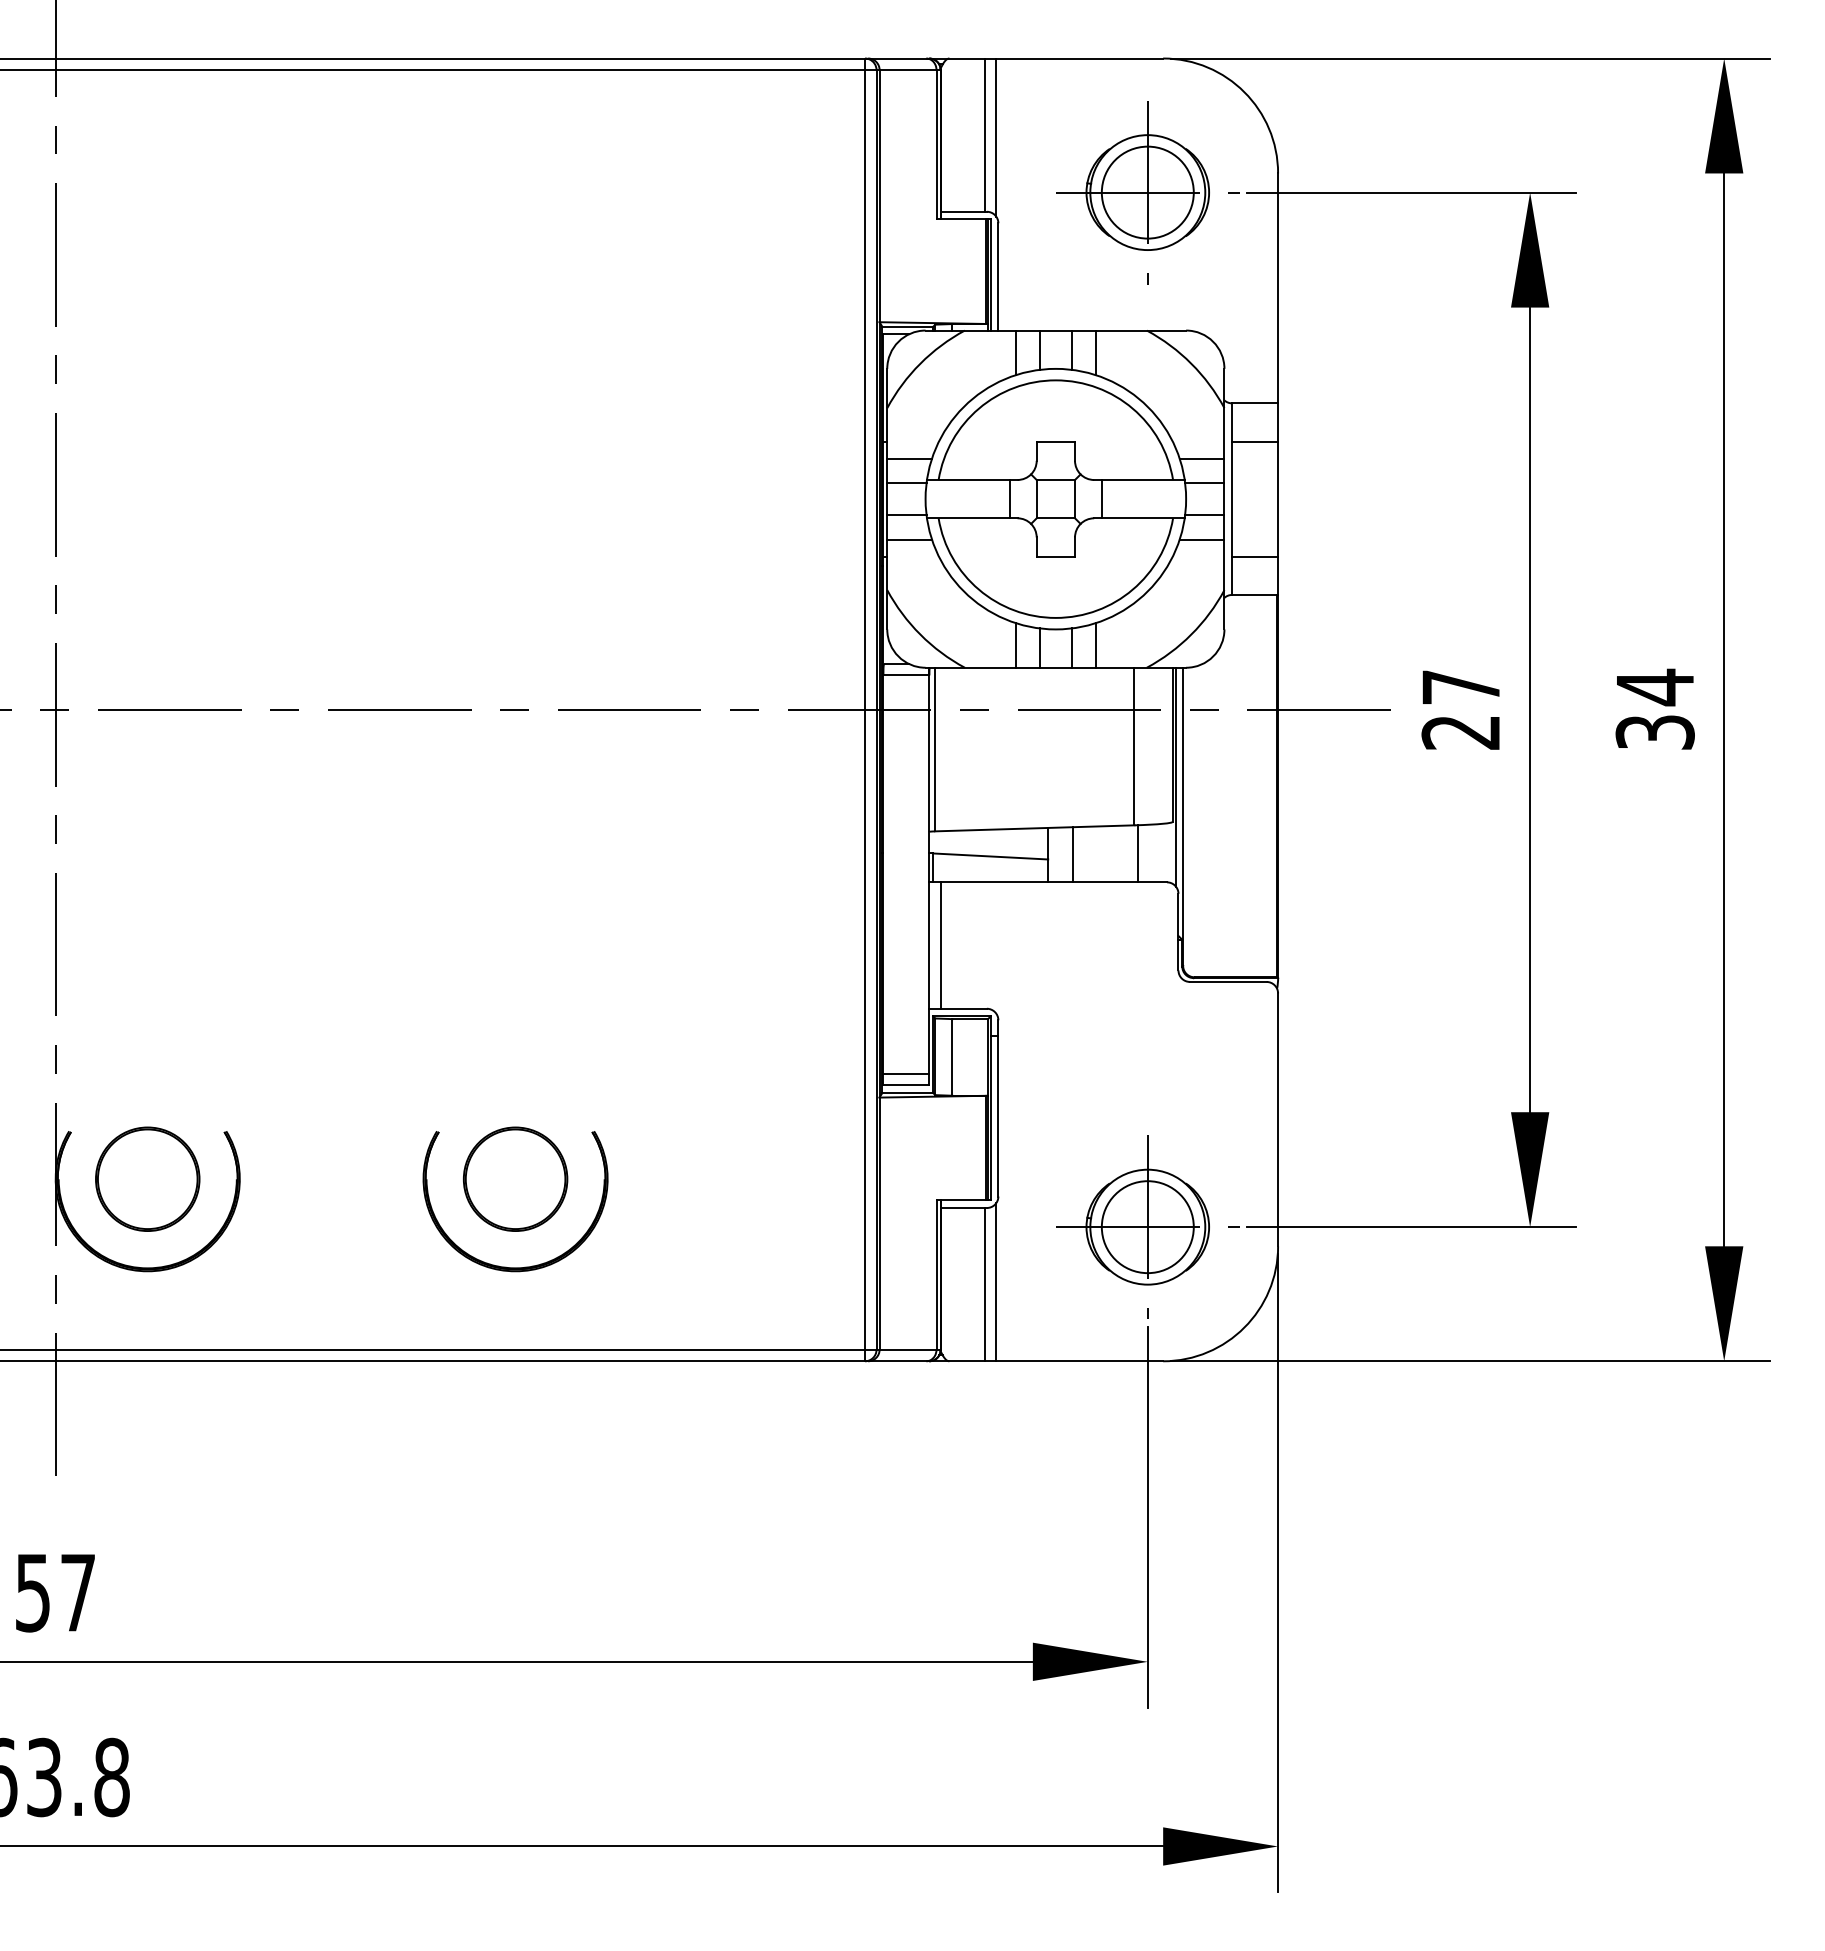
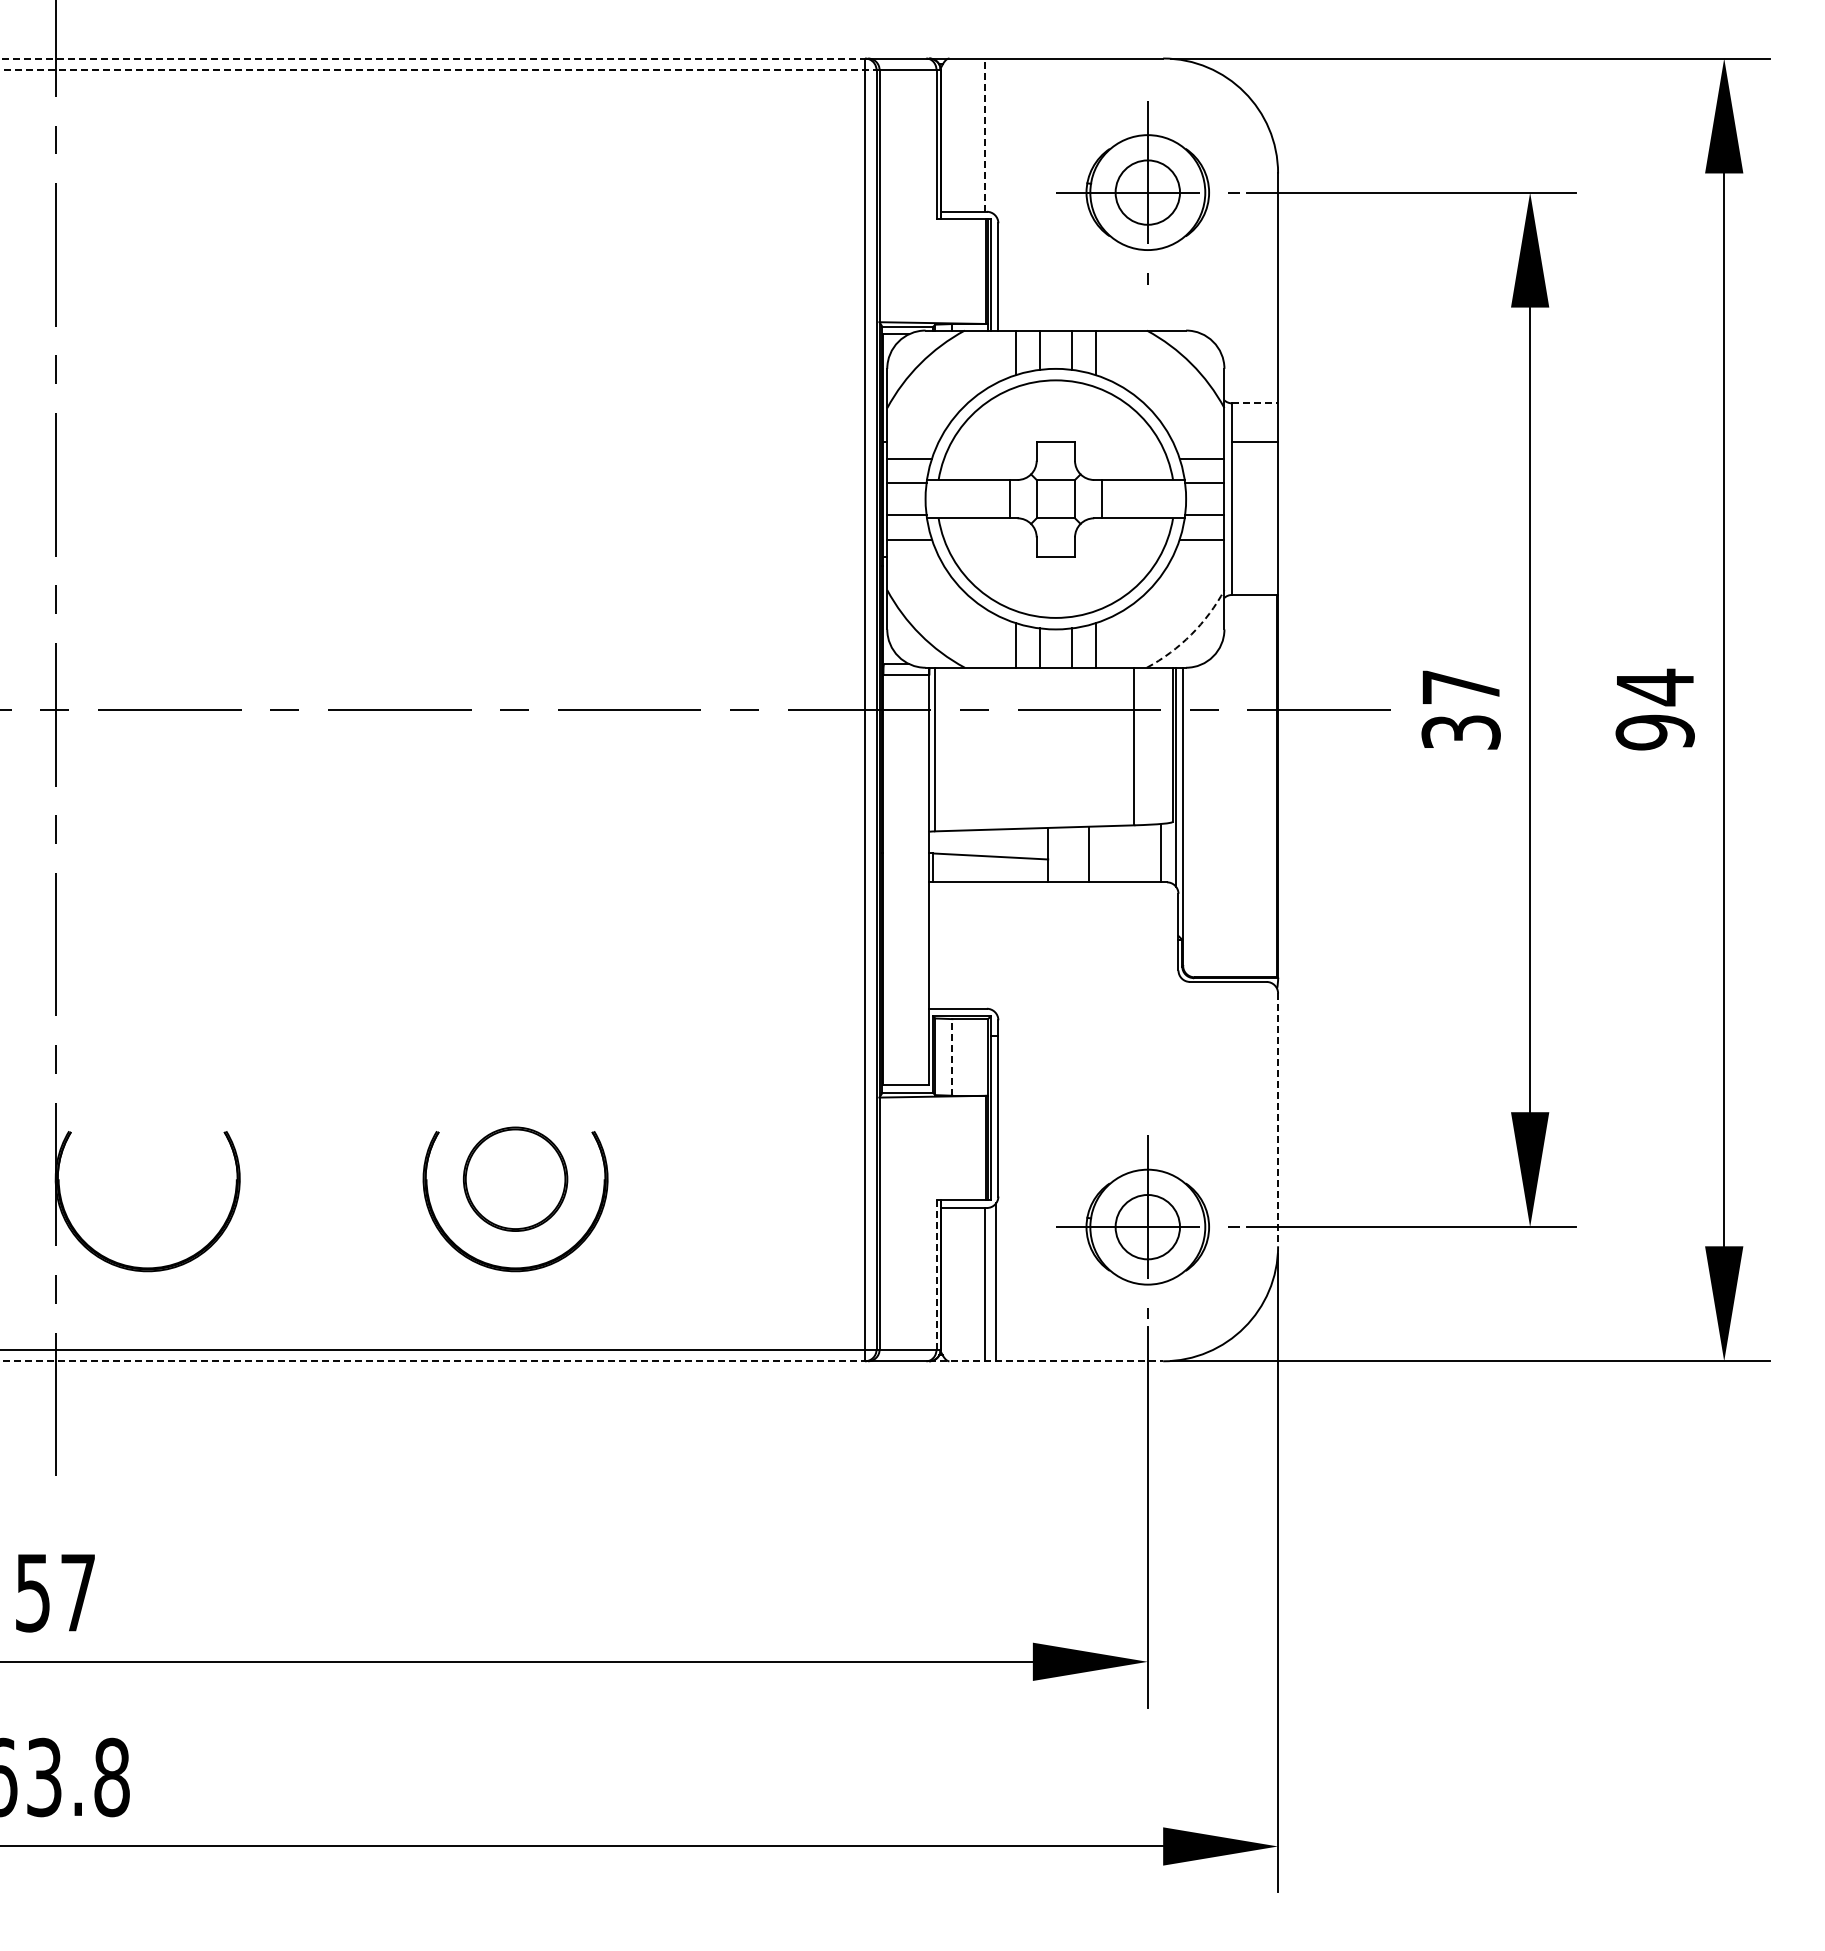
line: solid -> dashed (434, 58)
line: solid -> dashed (439, 70)
line: solid -> dashed (985, 135)
line: present -> none (996, 137)
circle diameter: 92 px -> 64 px (1147, 192)
line: solid -> dashed (1255, 403)
line: present -> none (1255, 556)
arc: solid -> dashed (1191, 634)
text: 27 -> 37 (1460, 732)
text: 34 -> 94 (1654, 732)
line position: (1137, 853) -> (1160, 853) (1160, 853)
line position: (1073, 854) -> (1089, 854) (1089, 854)
line: present -> none (940, 945)
line: solid -> dashed (952, 1056)
line: present -> none (906, 1073)
line: solid -> dashed (1278, 1120)
part: present -> none (147, 1178)
circle diameter: 92 px -> 64 px (1147, 1226)
line: solid -> dashed (936, 1275)
line: solid -> dashed (434, 1361)
line: solid -> dashed (1046, 1361)
